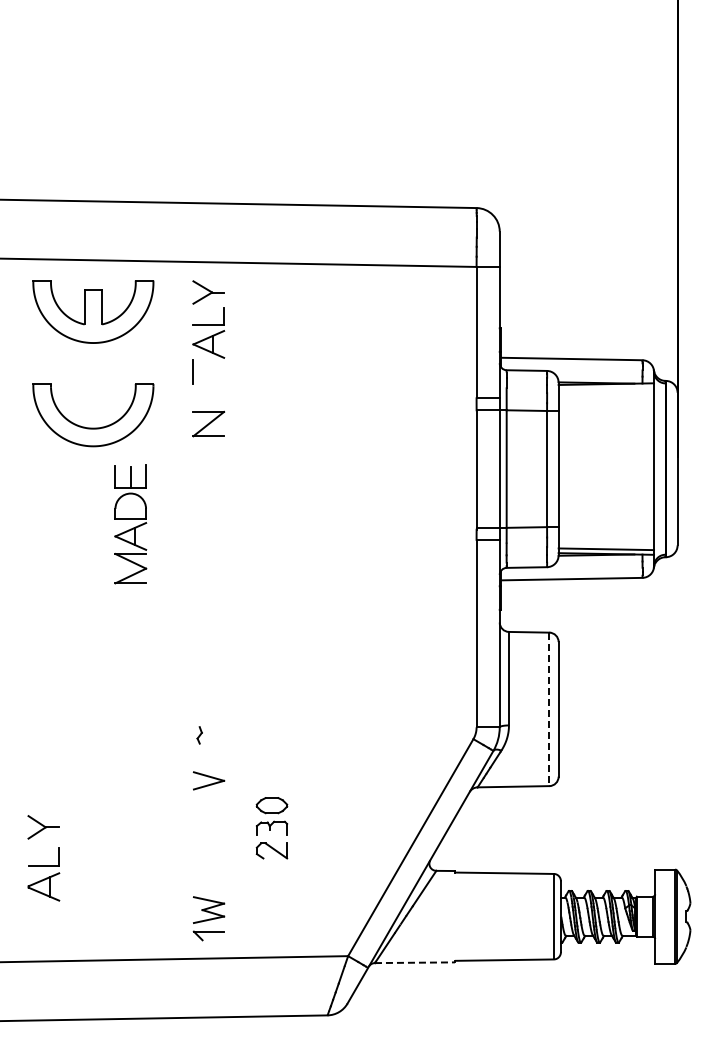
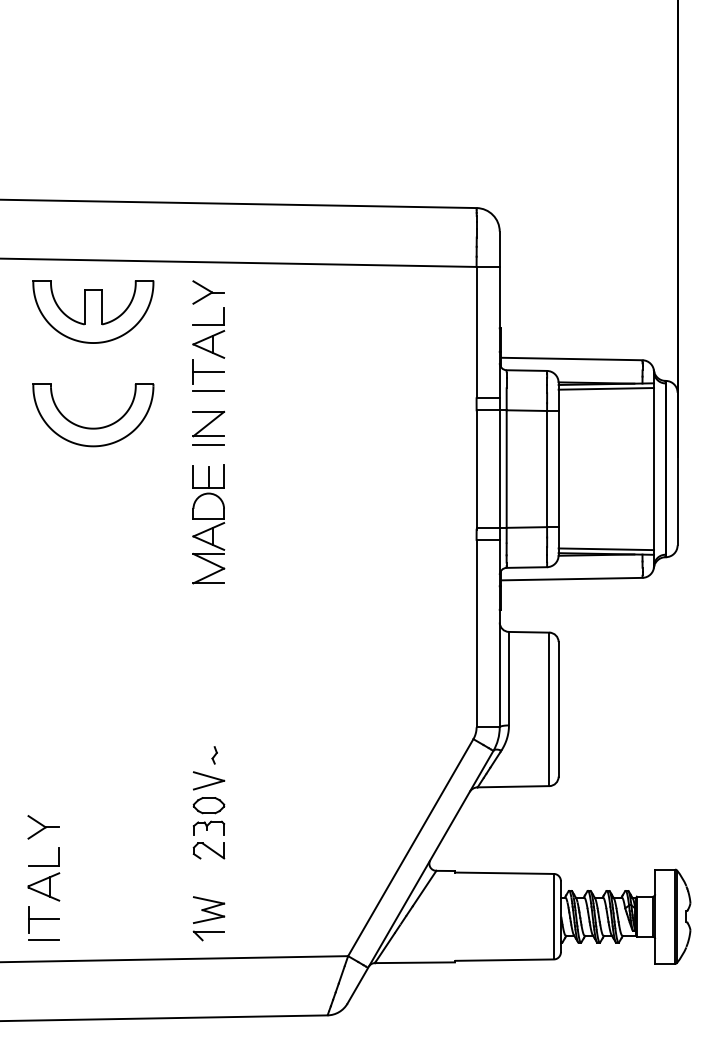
line: none -> present (208, 371)
line: none -> present (606, 388)
line: none -> present (208, 390)
line: none -> present (208, 445)
part position: (130, 524) -> (208, 524) (208, 524)
line: dashed -> solid (549, 709)
part position: (199, 735) -> (214, 755) (214, 755)
part position: (271, 828) -> (208, 828) (208, 828)
part: none -> present (43, 923)
line: dashed -> solid (415, 962)
